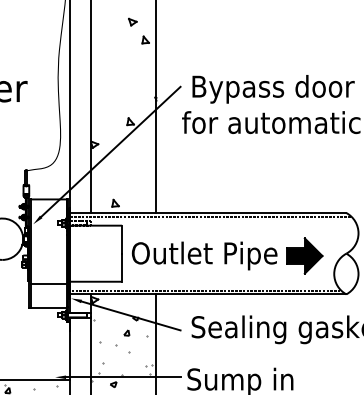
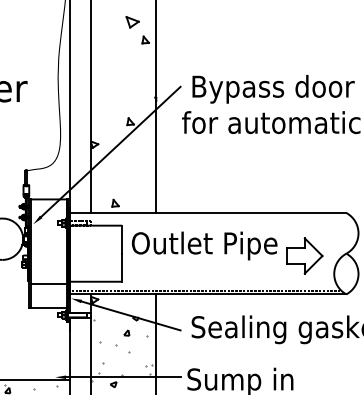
part size: 10x10 px -> 15x13 px (132, 22)
line: present -> none (210, 216)
text position: (204, 255) -> (204, 245) (204, 245)
fill: present -> none (304, 255)
